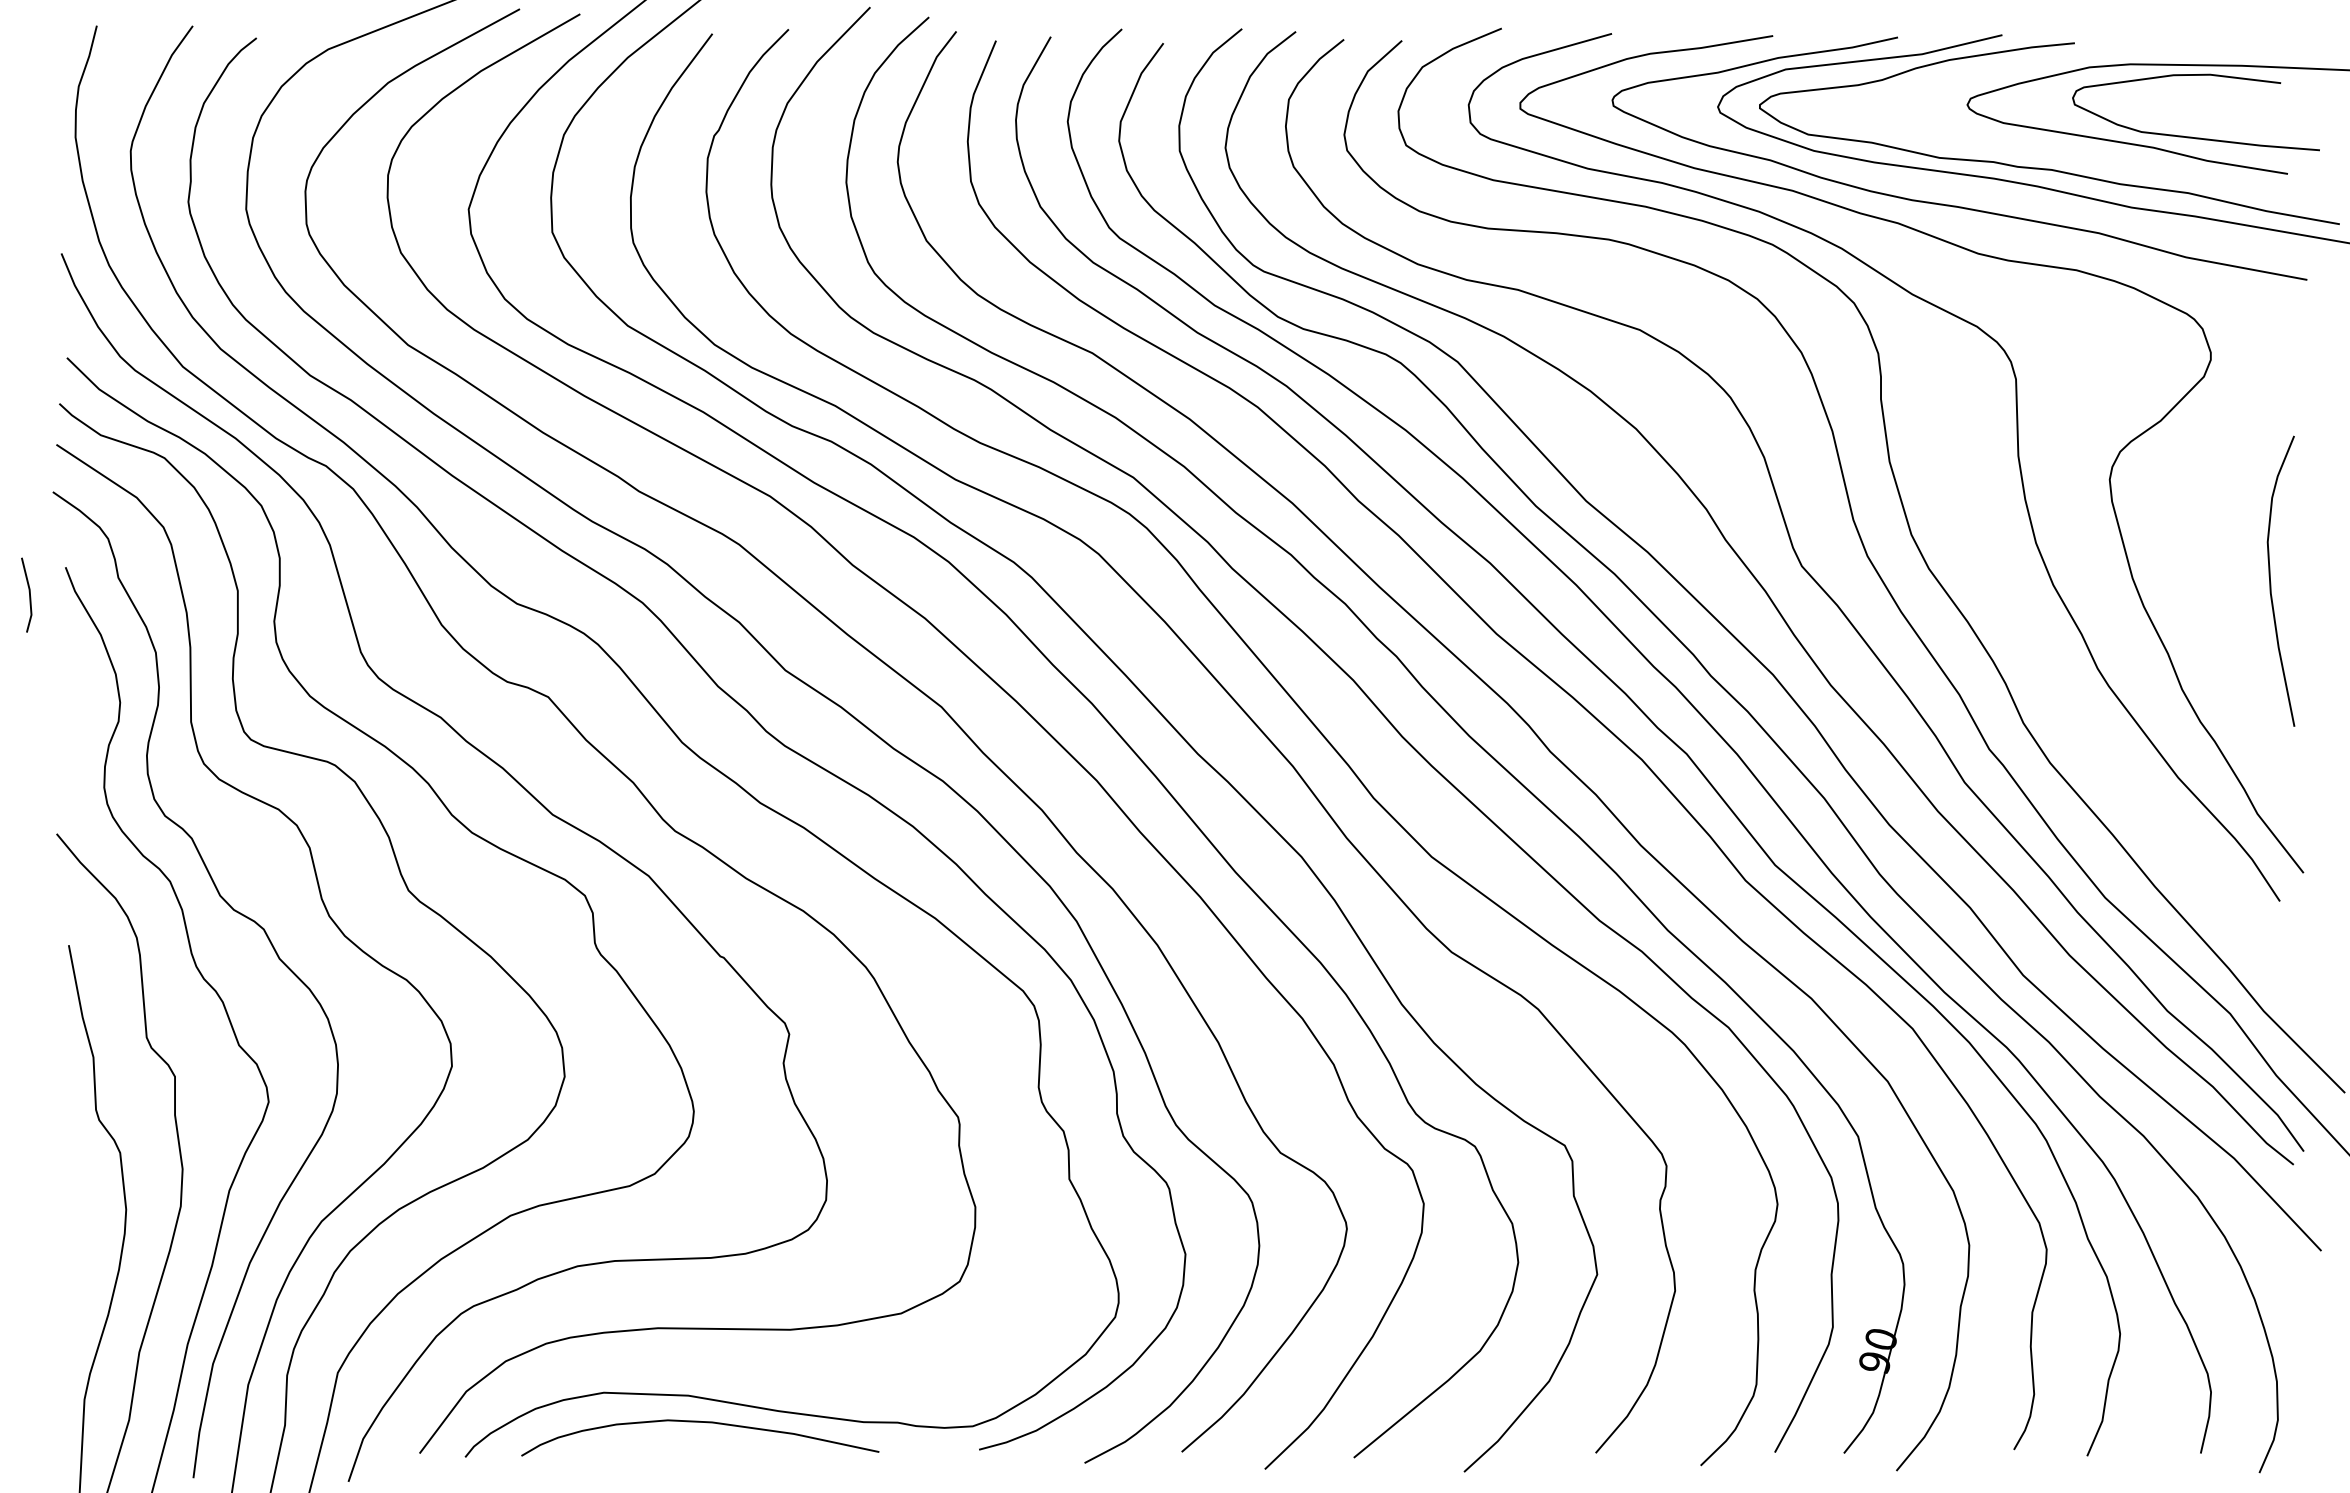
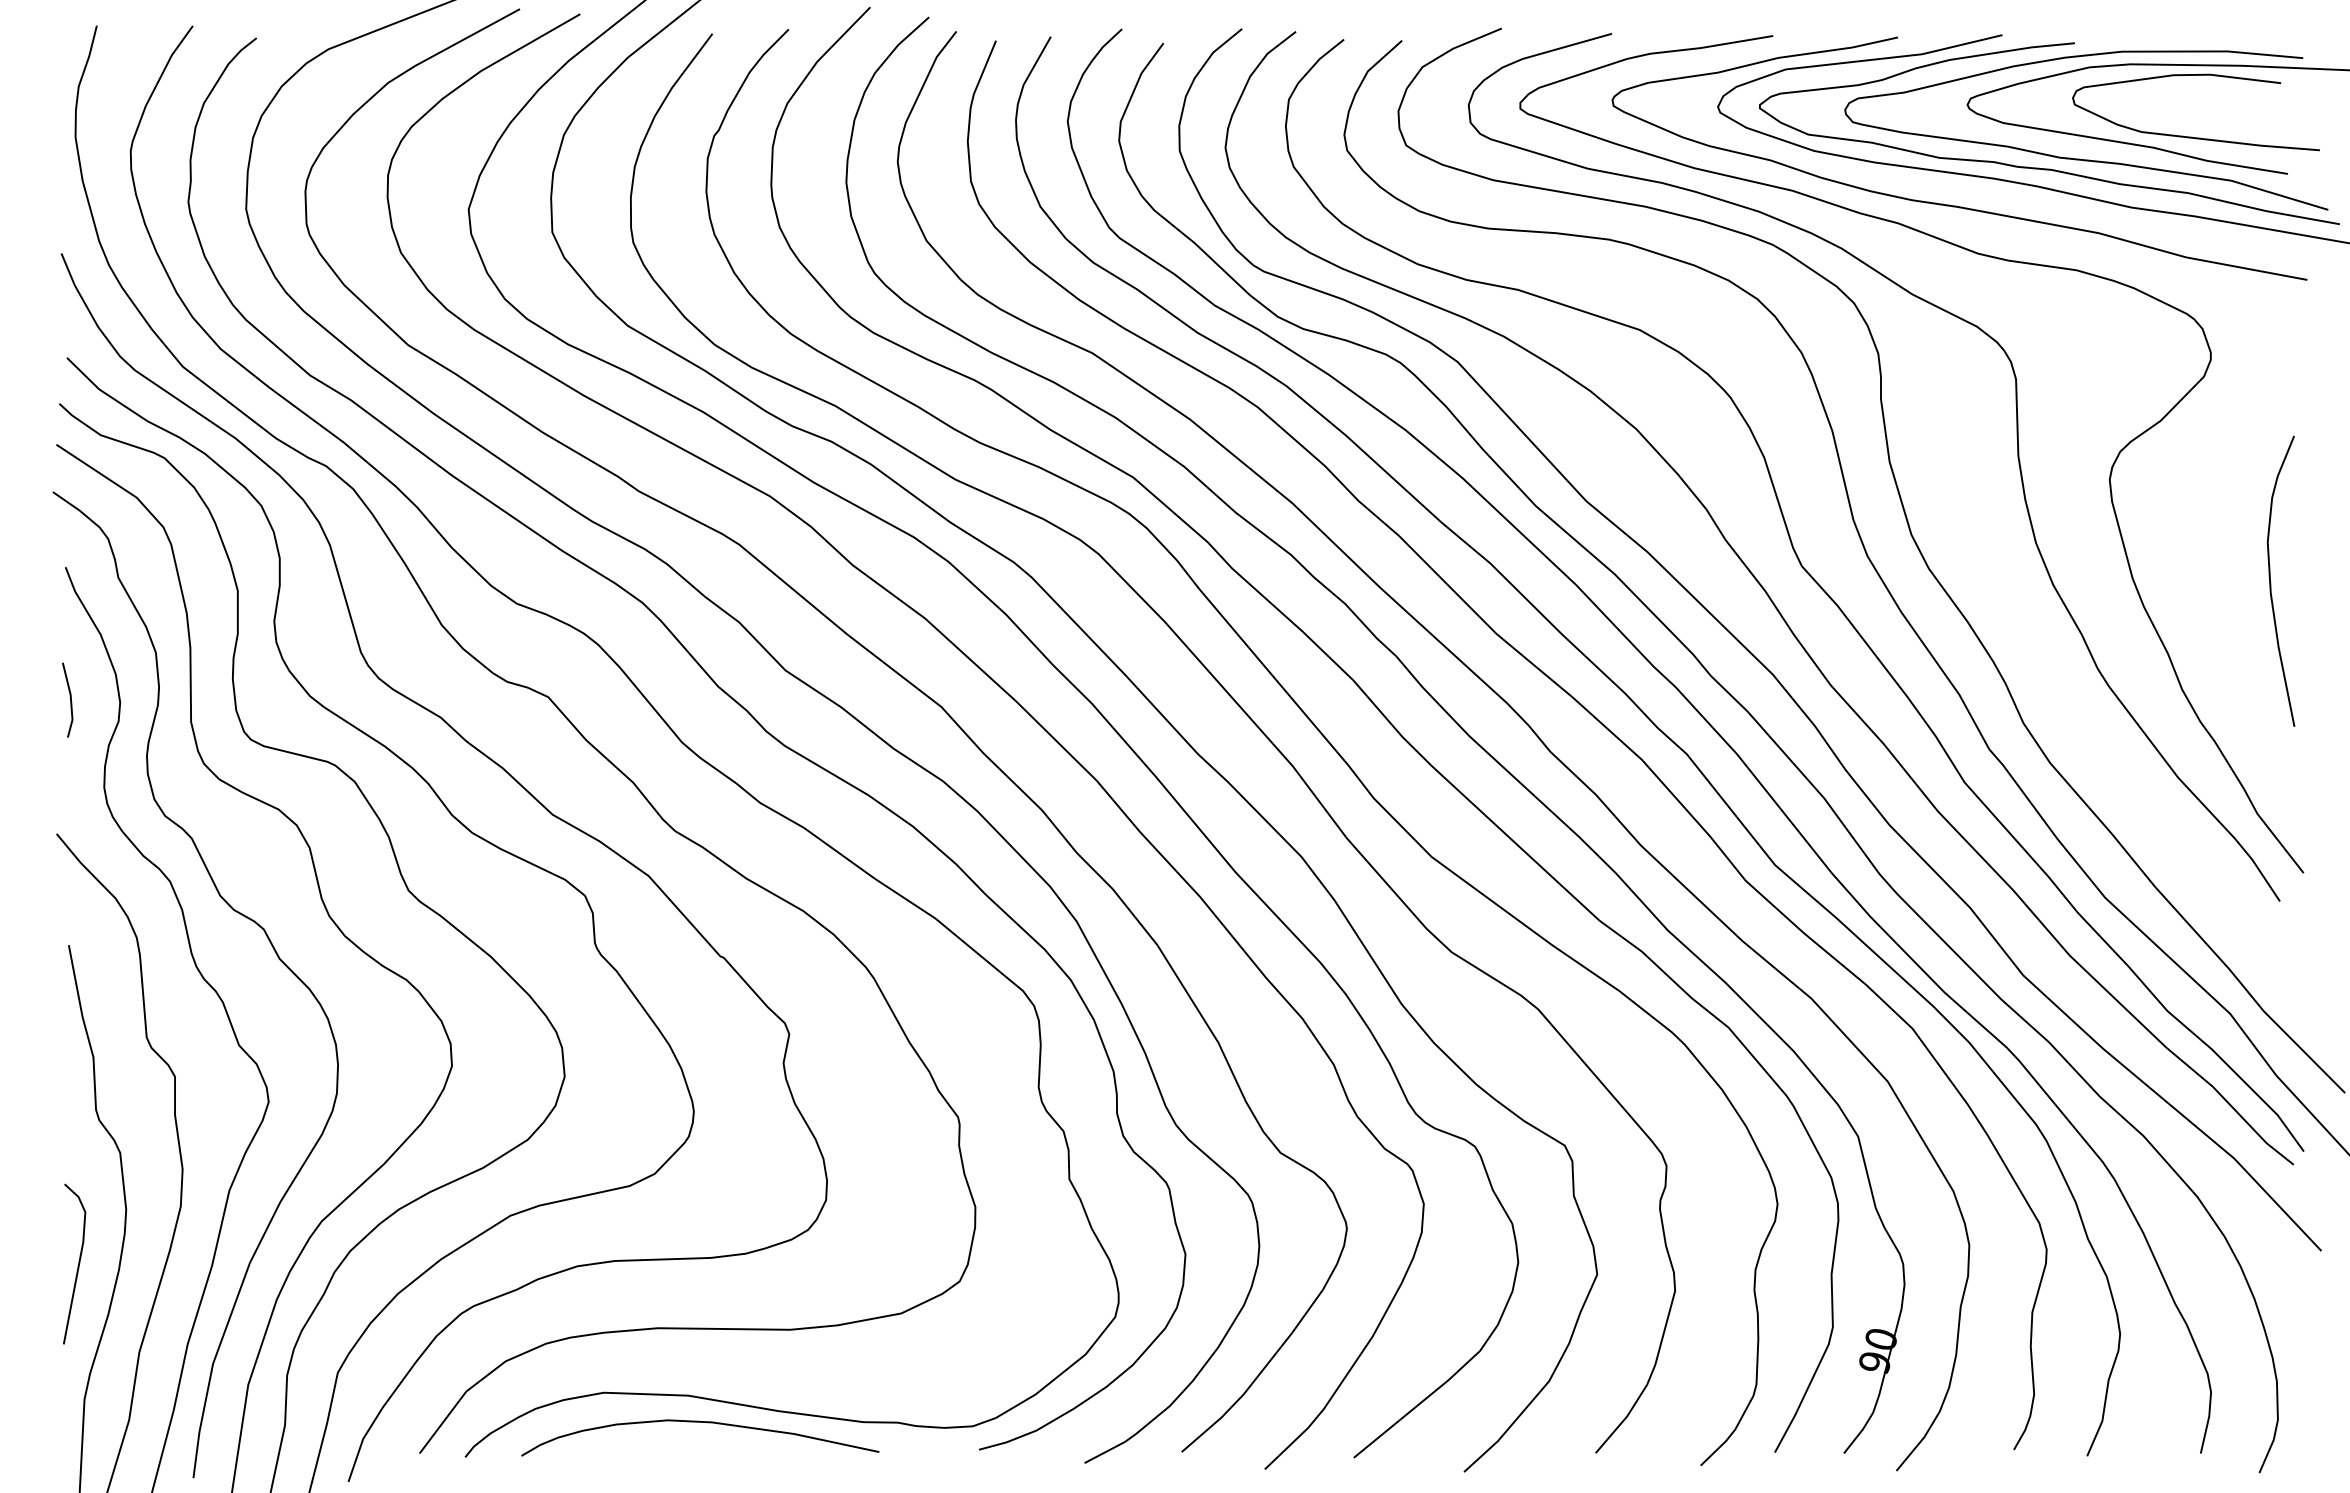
curve: none -> present (2080, 158)
line position: (29, 594) -> (70, 699) (70, 699)
line: none -> present (77, 1265)
